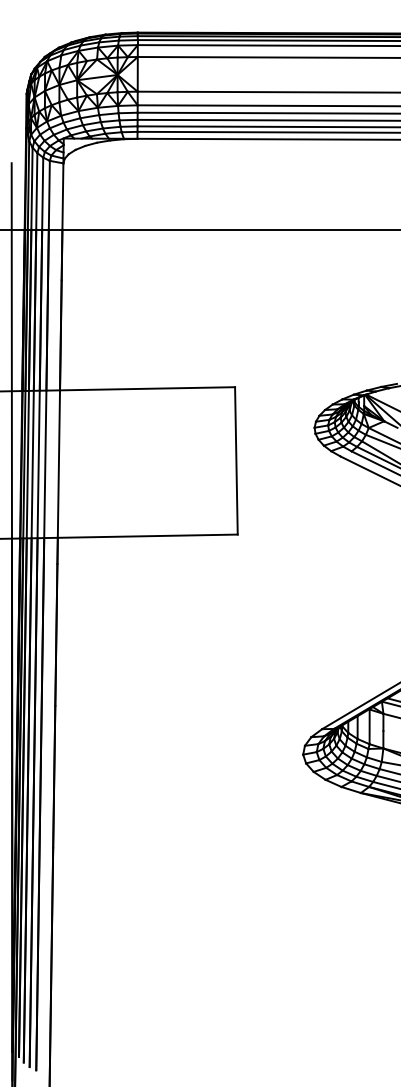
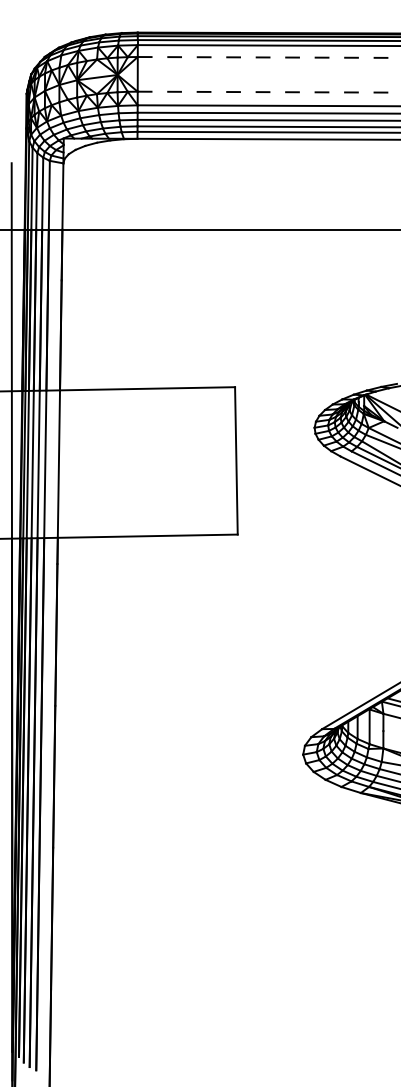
line: solid -> dashed (269, 57)
line: solid -> dashed (269, 92)
